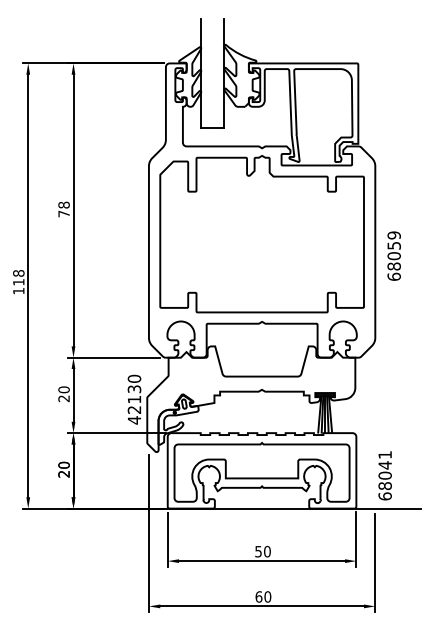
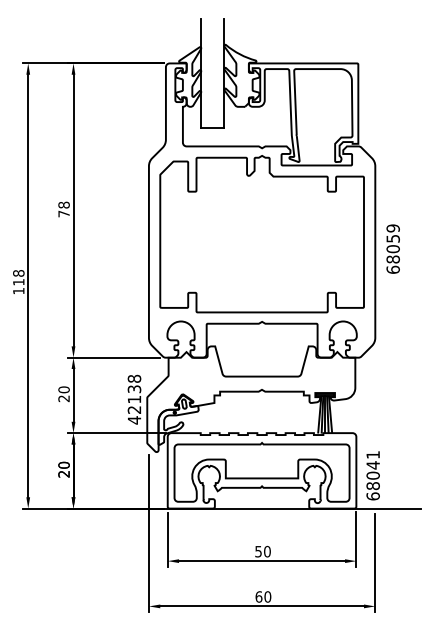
text position: (393, 255) -> (392, 248) (392, 248)
text: 42130 -> 42138 (134, 378)
text position: (384, 475) -> (372, 475) (372, 475)
